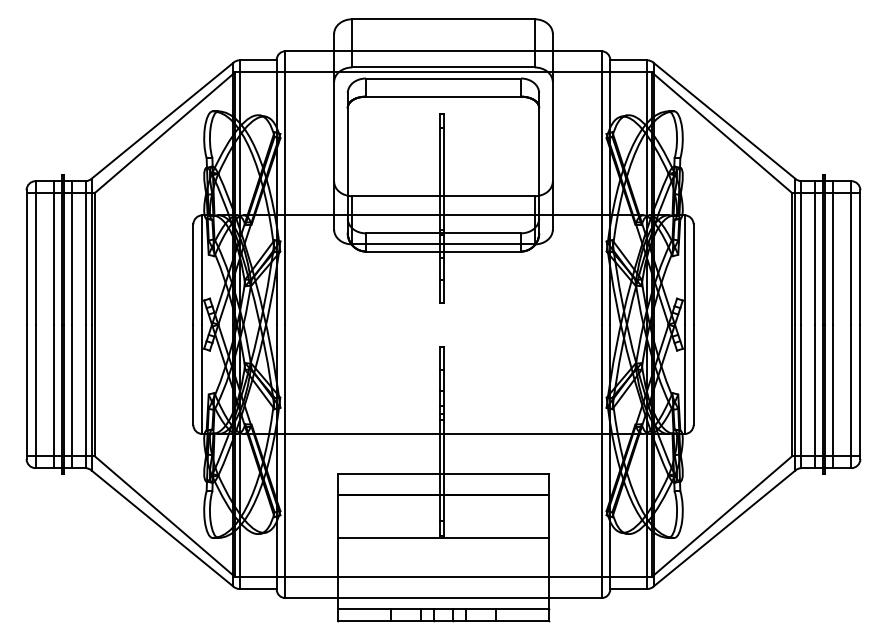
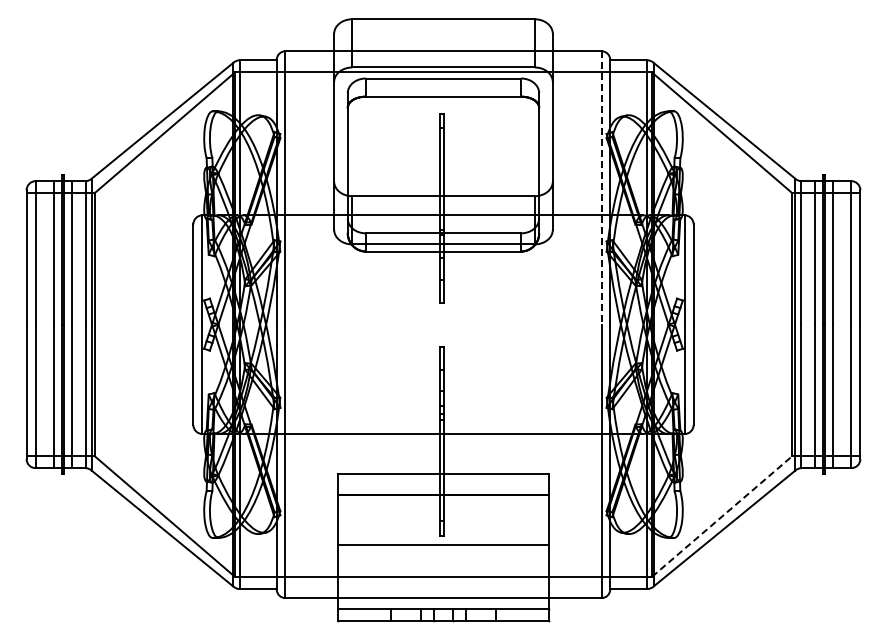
line: solid -> dashed (601, 187)
line: solid -> dashed (722, 516)
line position: (443, 538) -> (443, 545) (443, 545)
